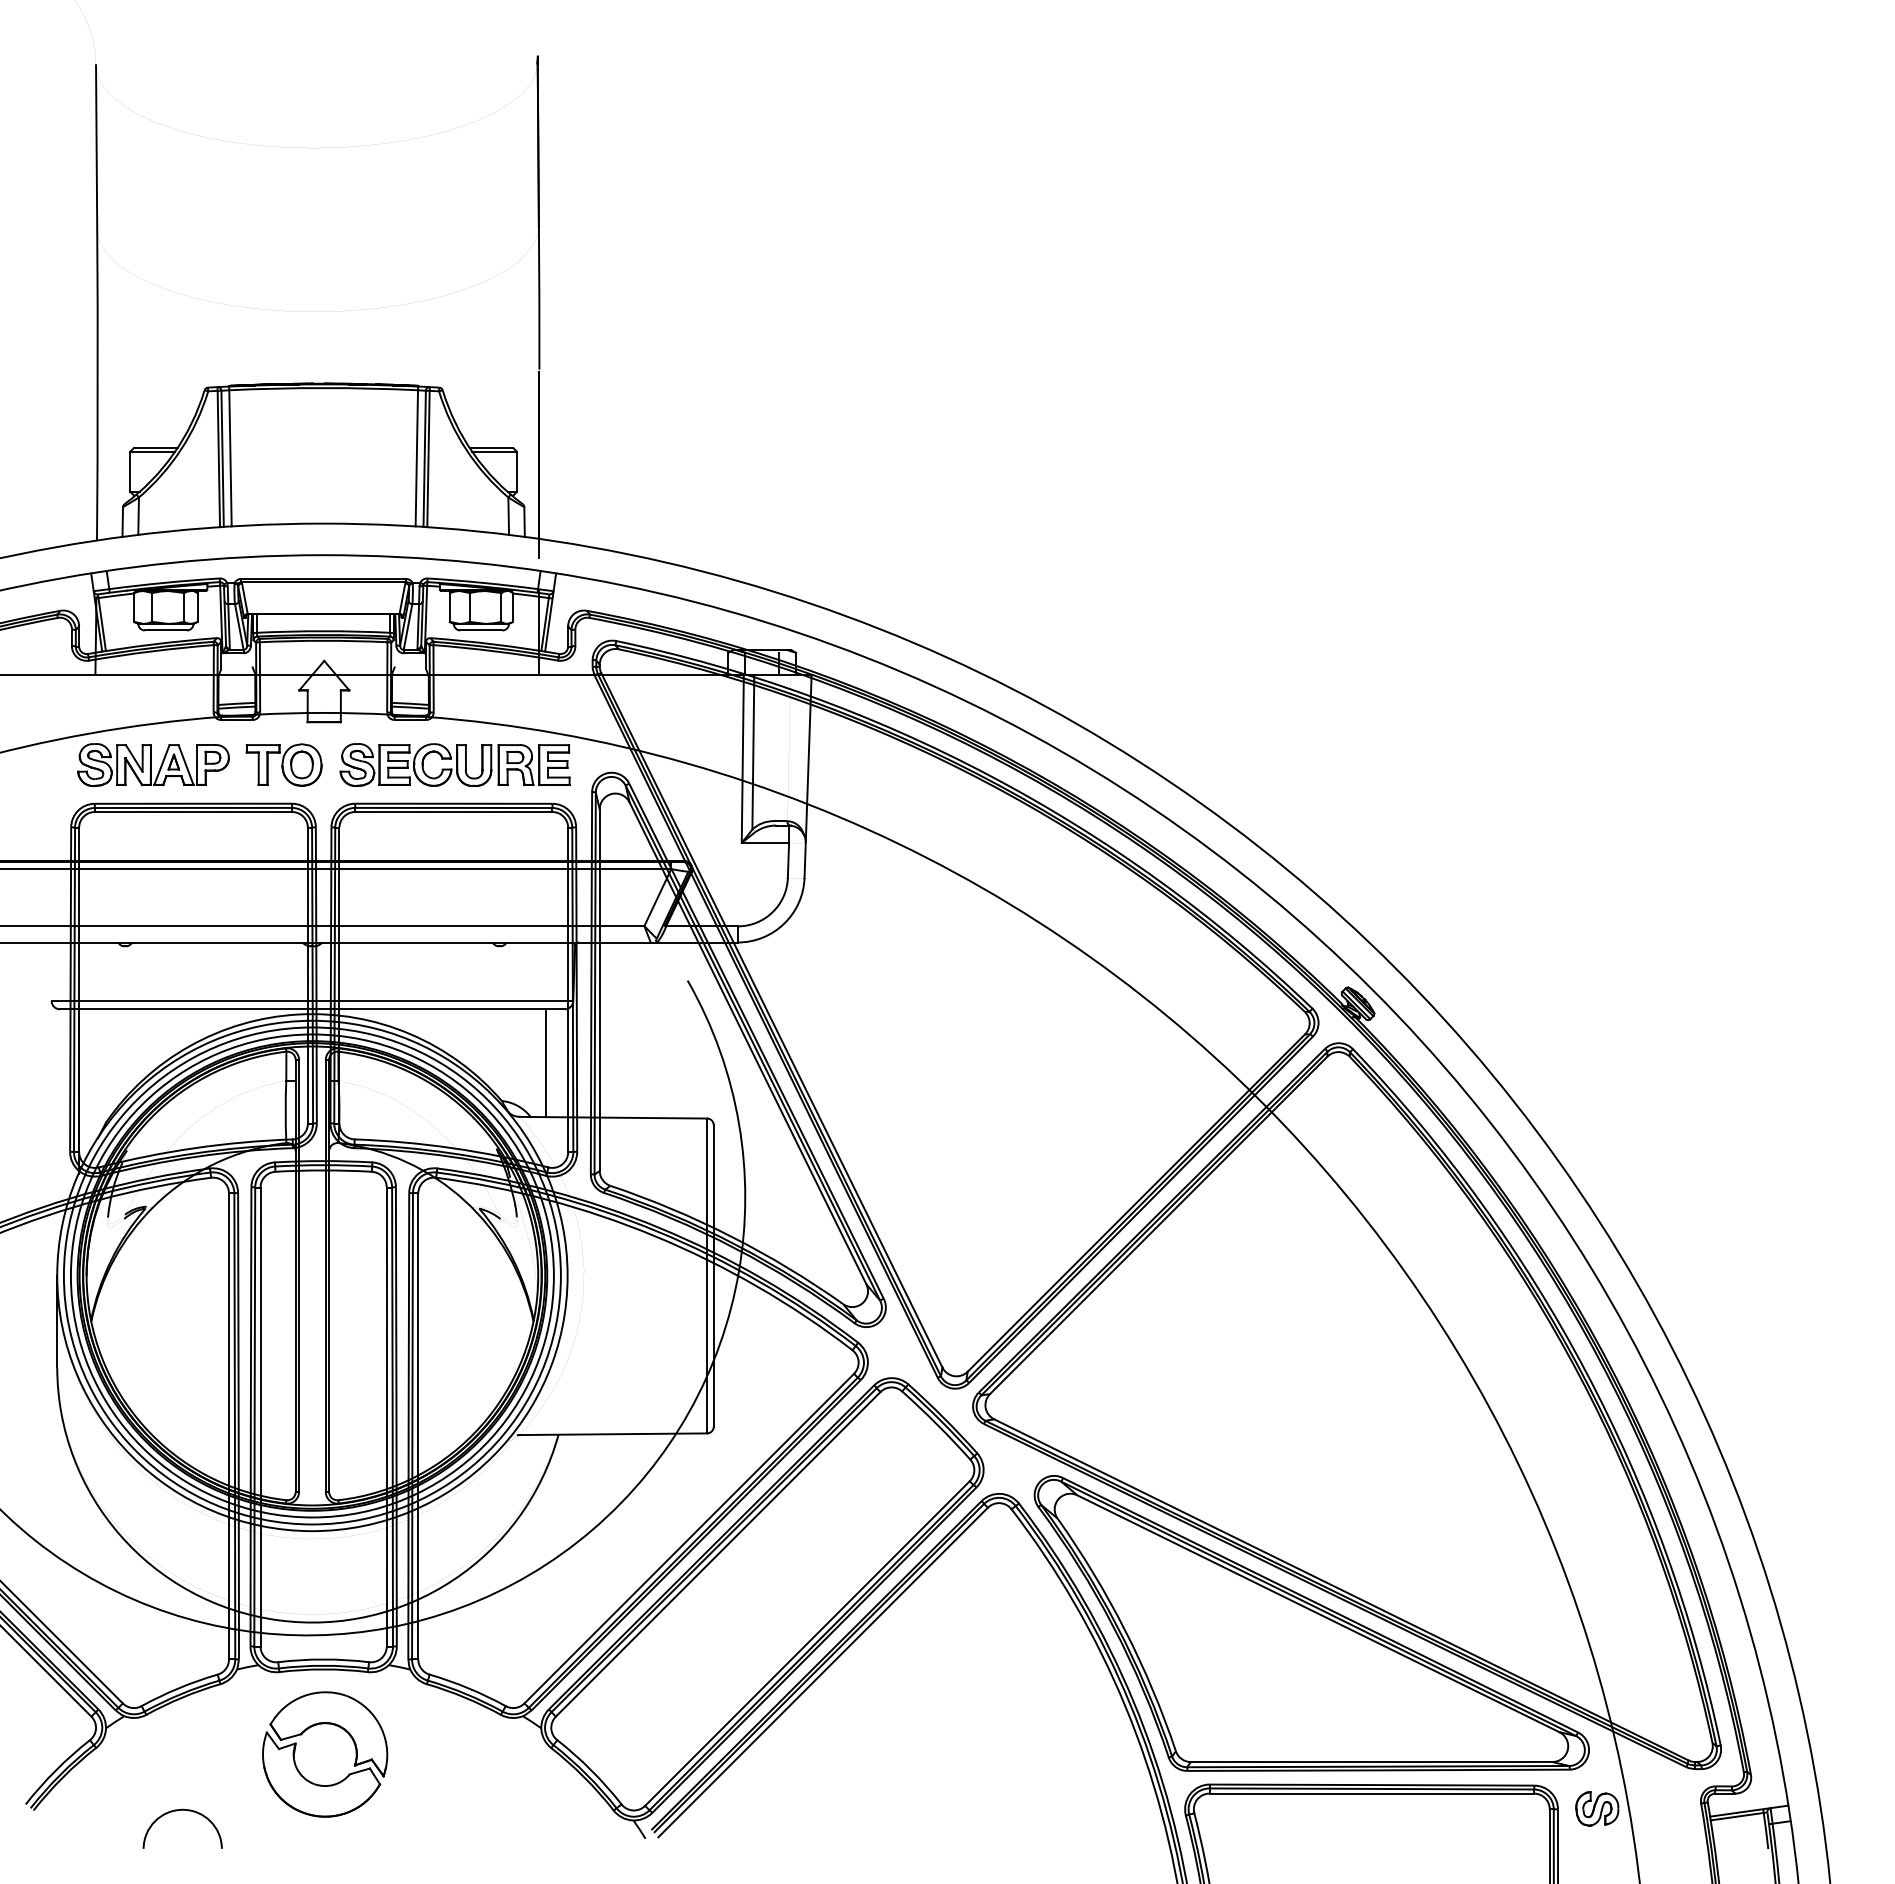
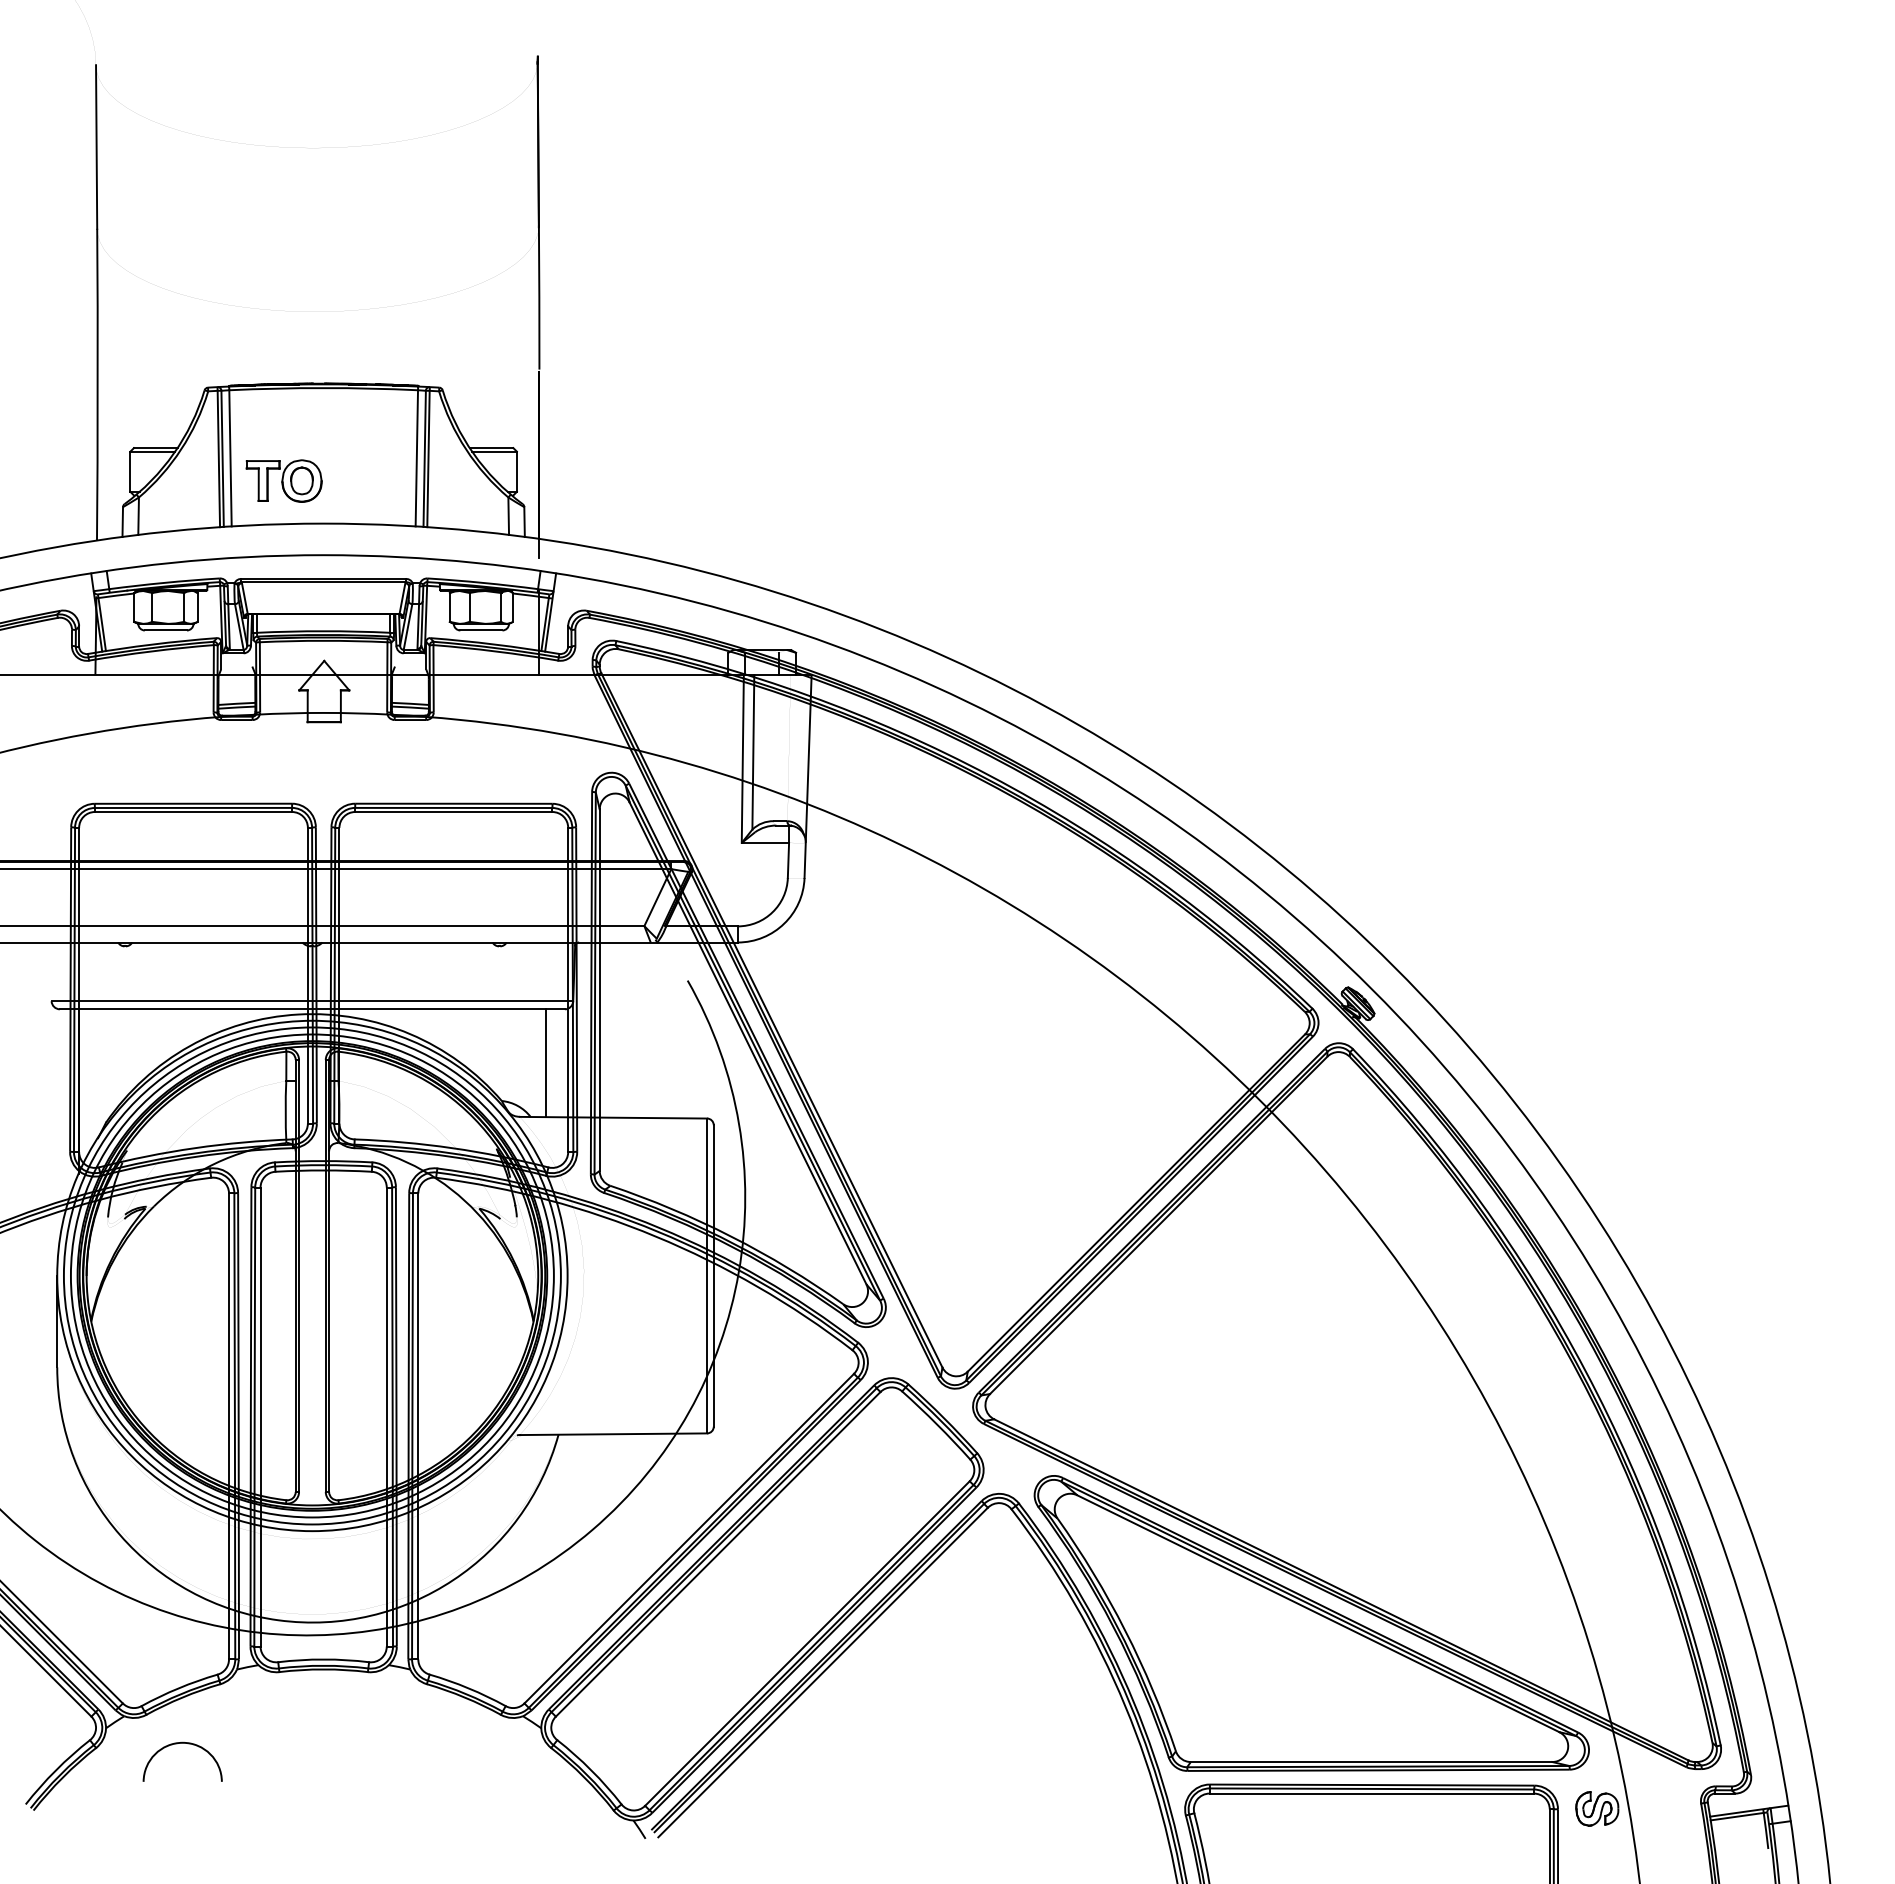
part: present -> none (153, 764)
part position: (283, 764) -> (283, 480) (283, 480)
part: present -> none (454, 764)
part: present -> none (348, 1773)
arc position: (177, 1811) -> (177, 1744) (177, 1744)
